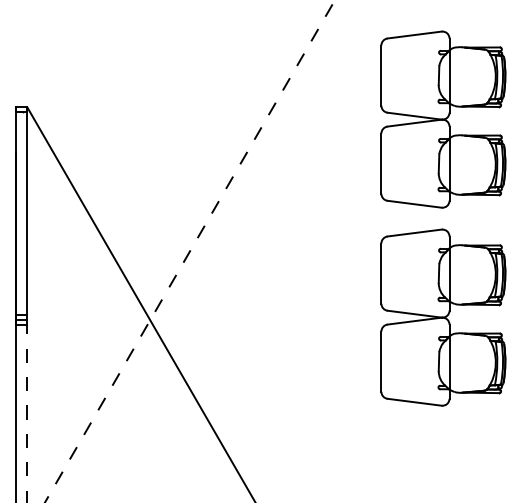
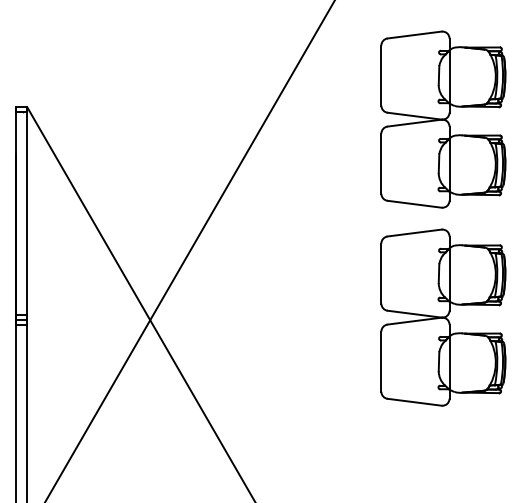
line: dashed -> solid (190, 251)
line: dashed -> solid (27, 411)
